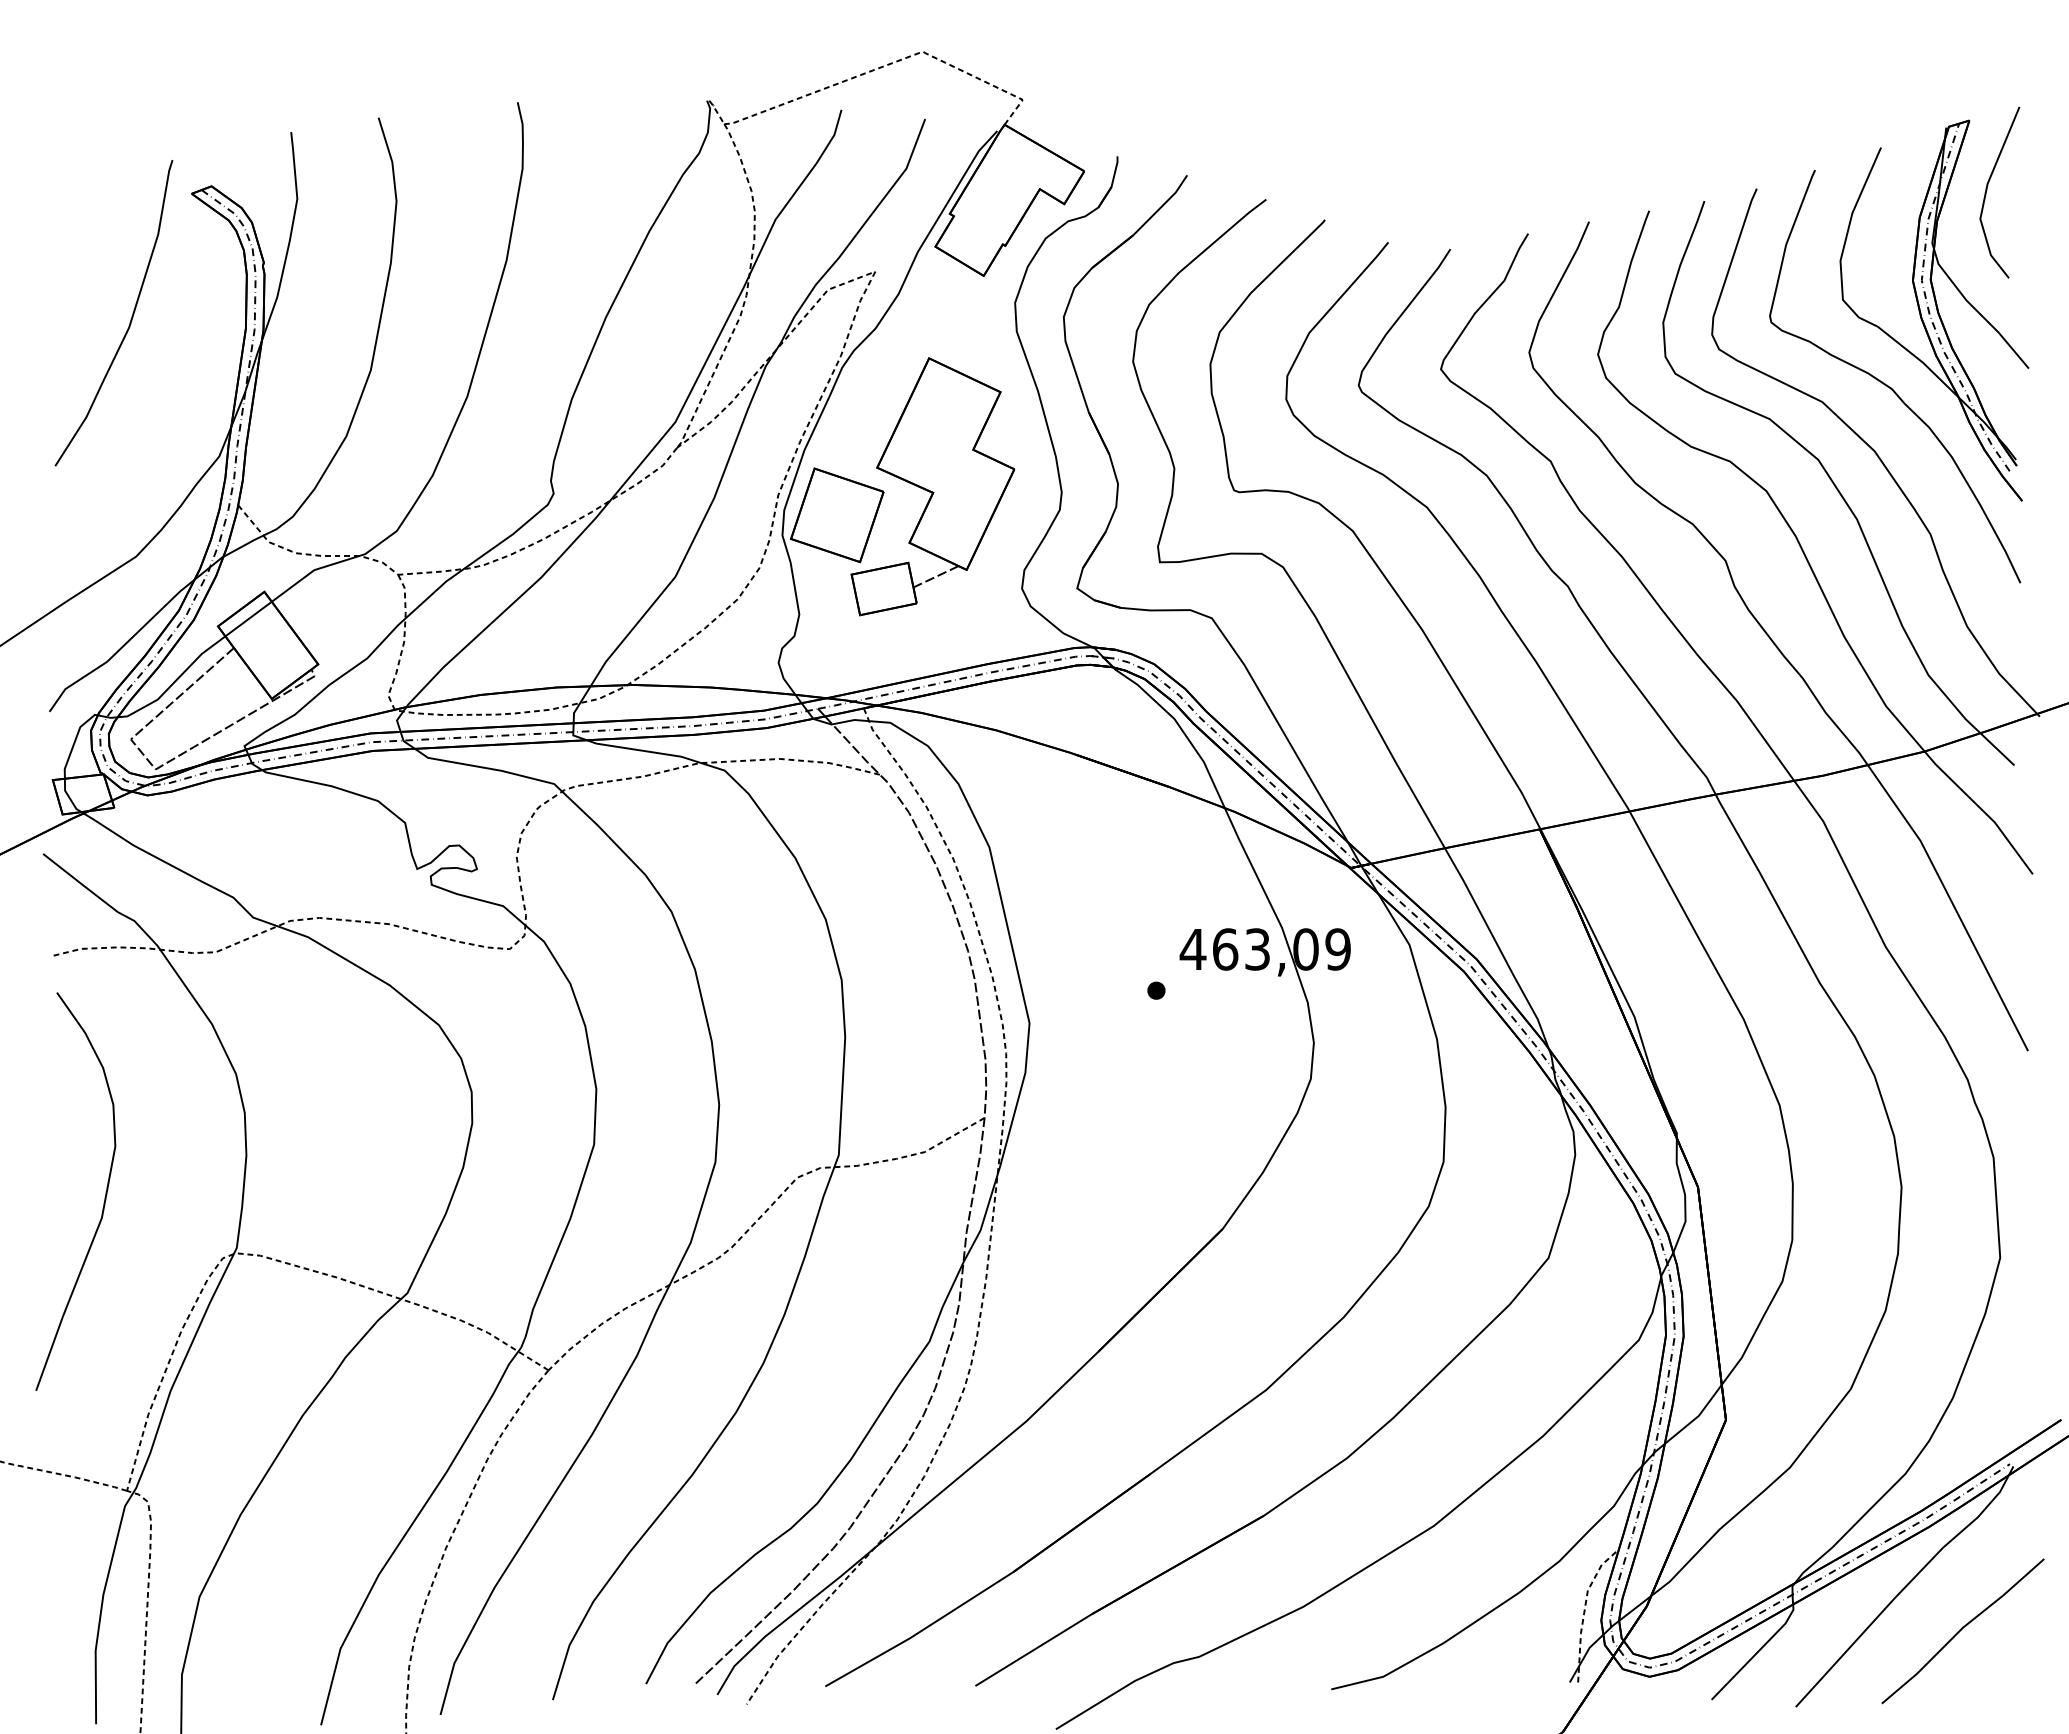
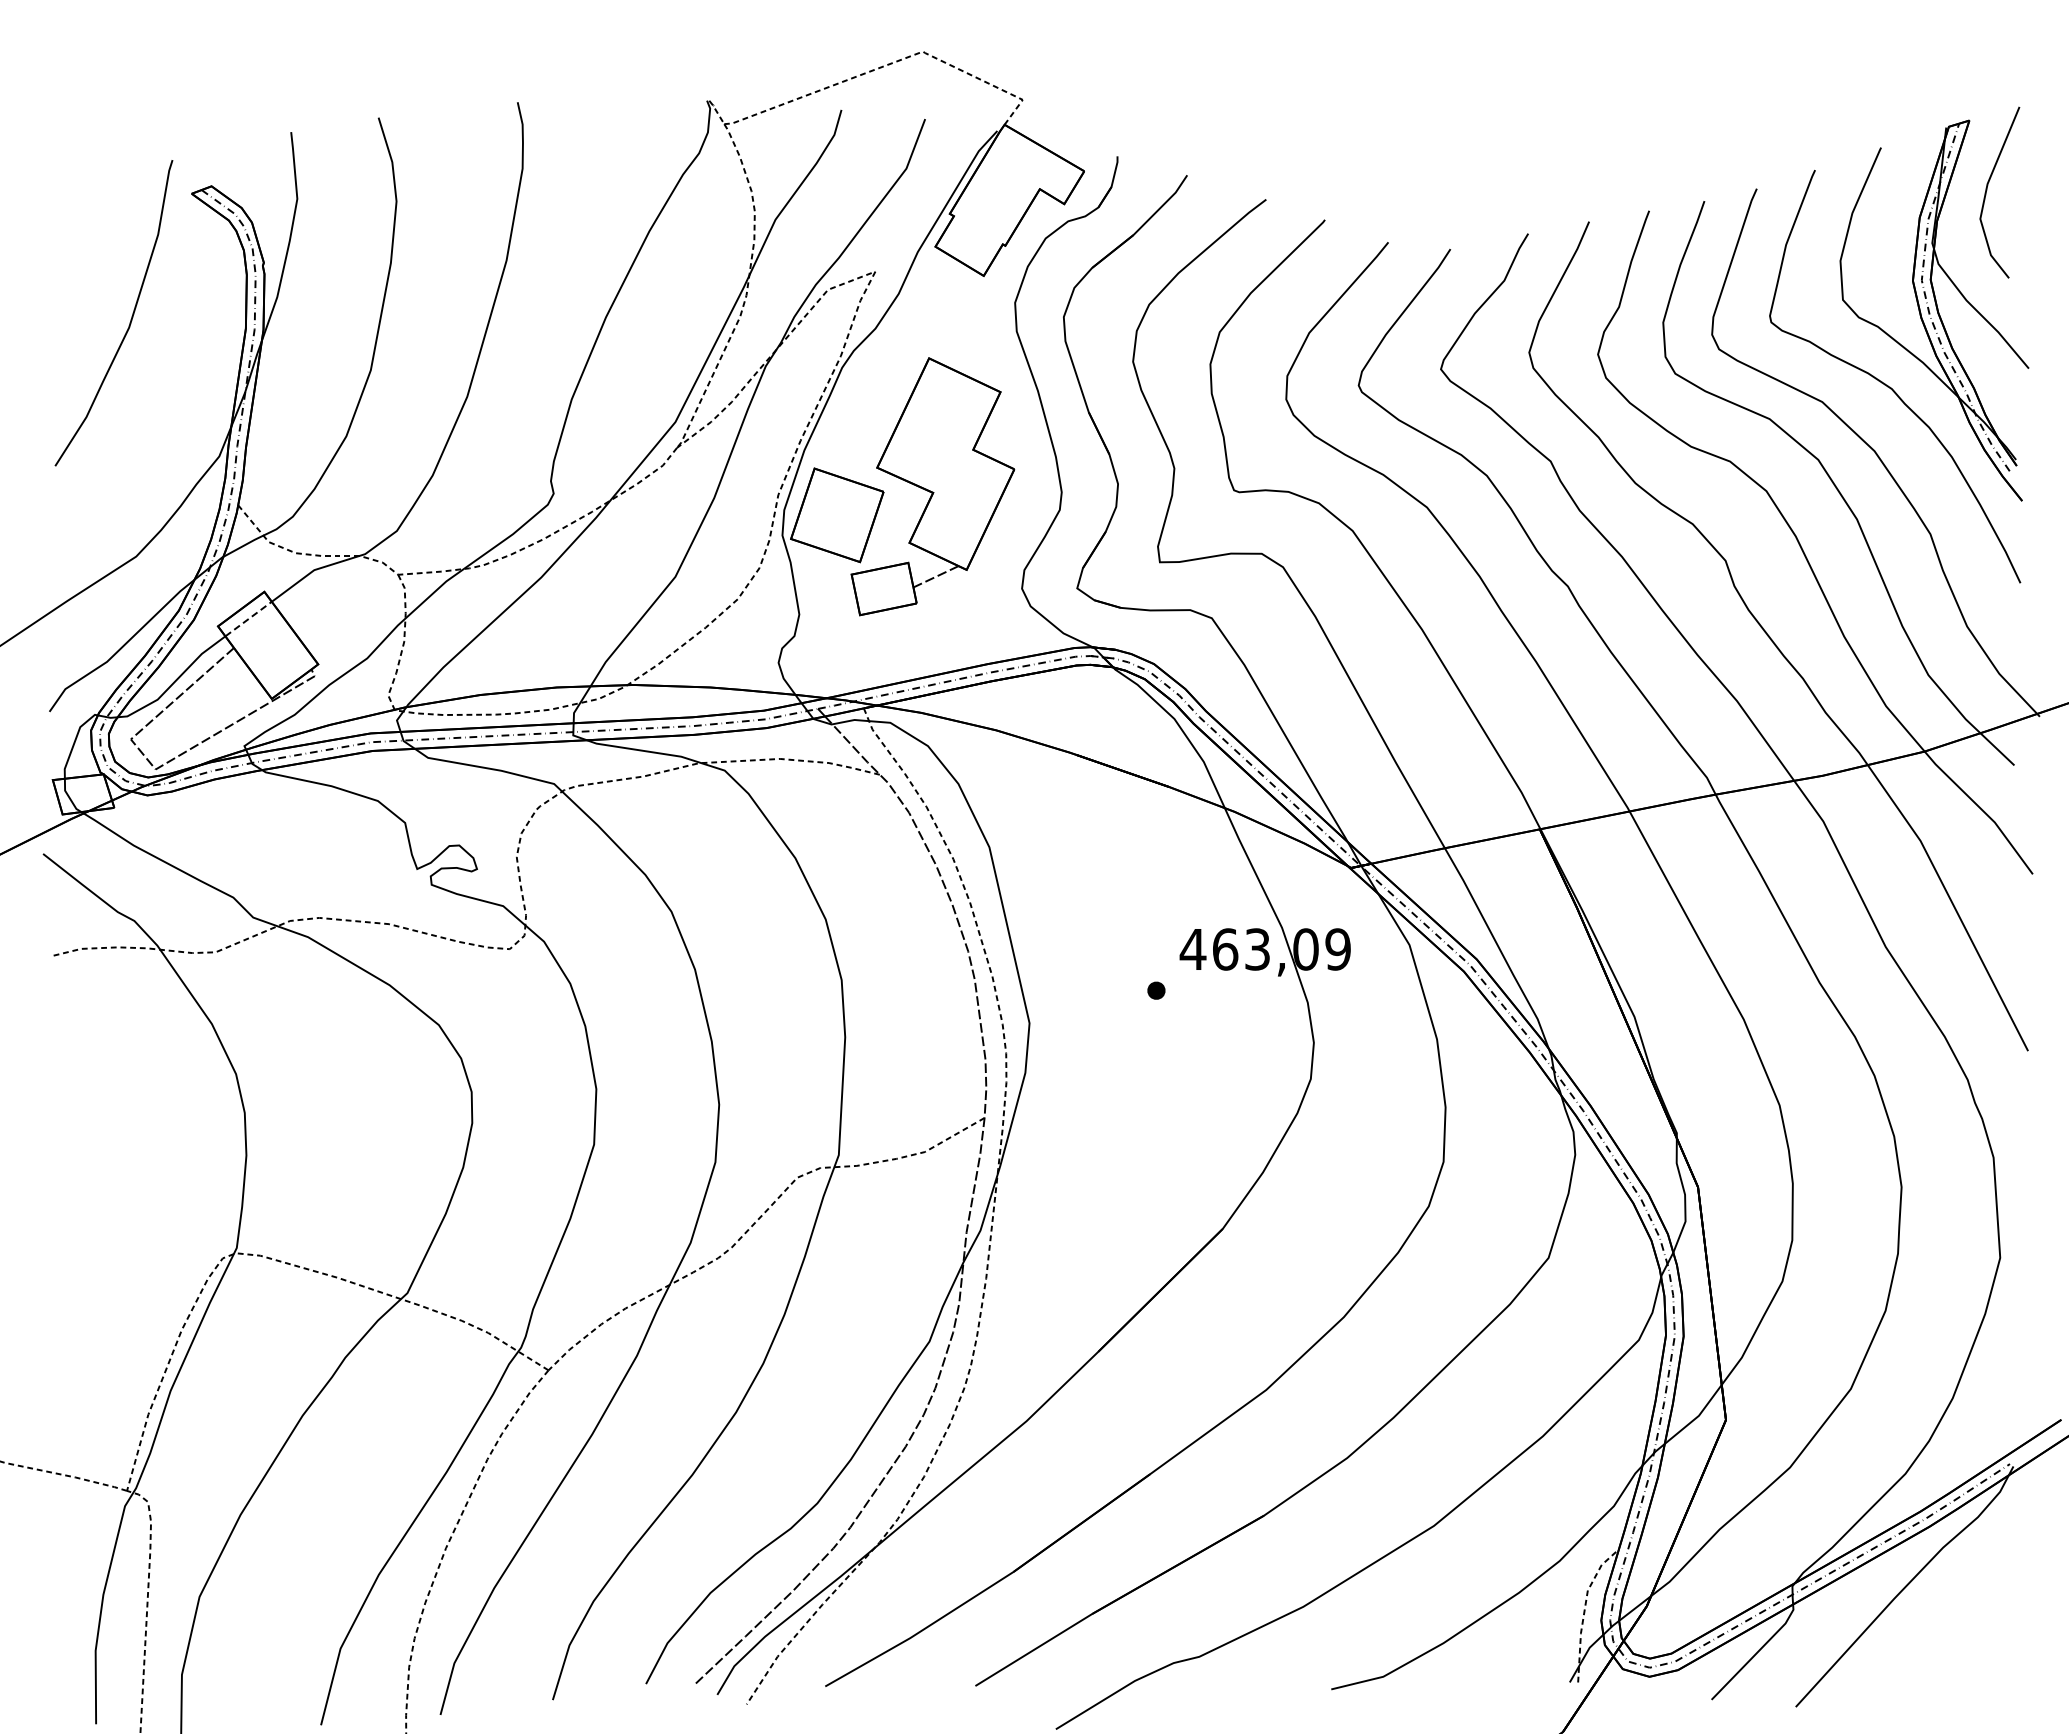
line: solid -> dashed (248, 619)
curve: present -> none (104, 1197)
line: present -> none (1961, 1630)
